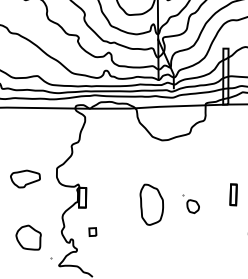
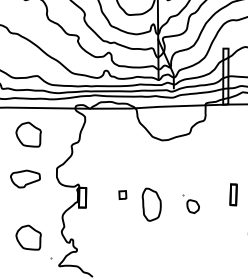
part: none -> present (28, 134)
part size: 25x43 px -> 21x35 px (151, 204)
part position: (92, 231) -> (122, 194) (122, 194)
